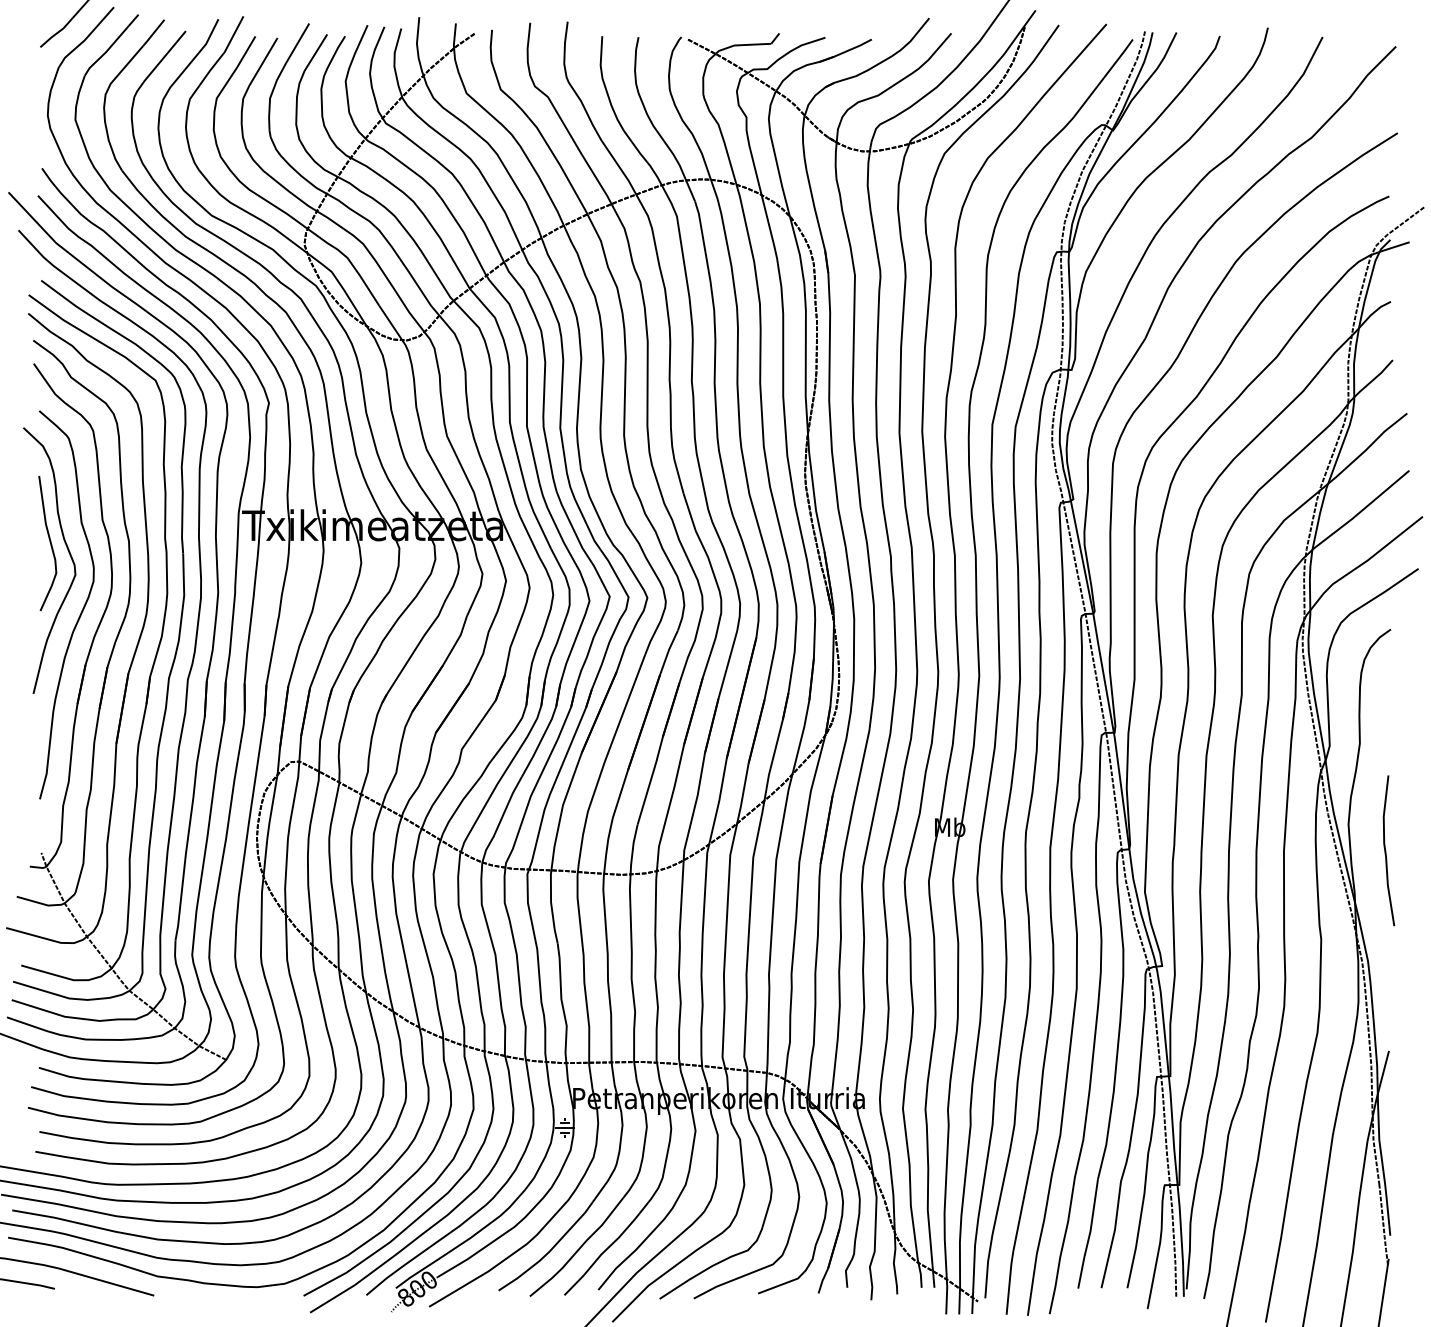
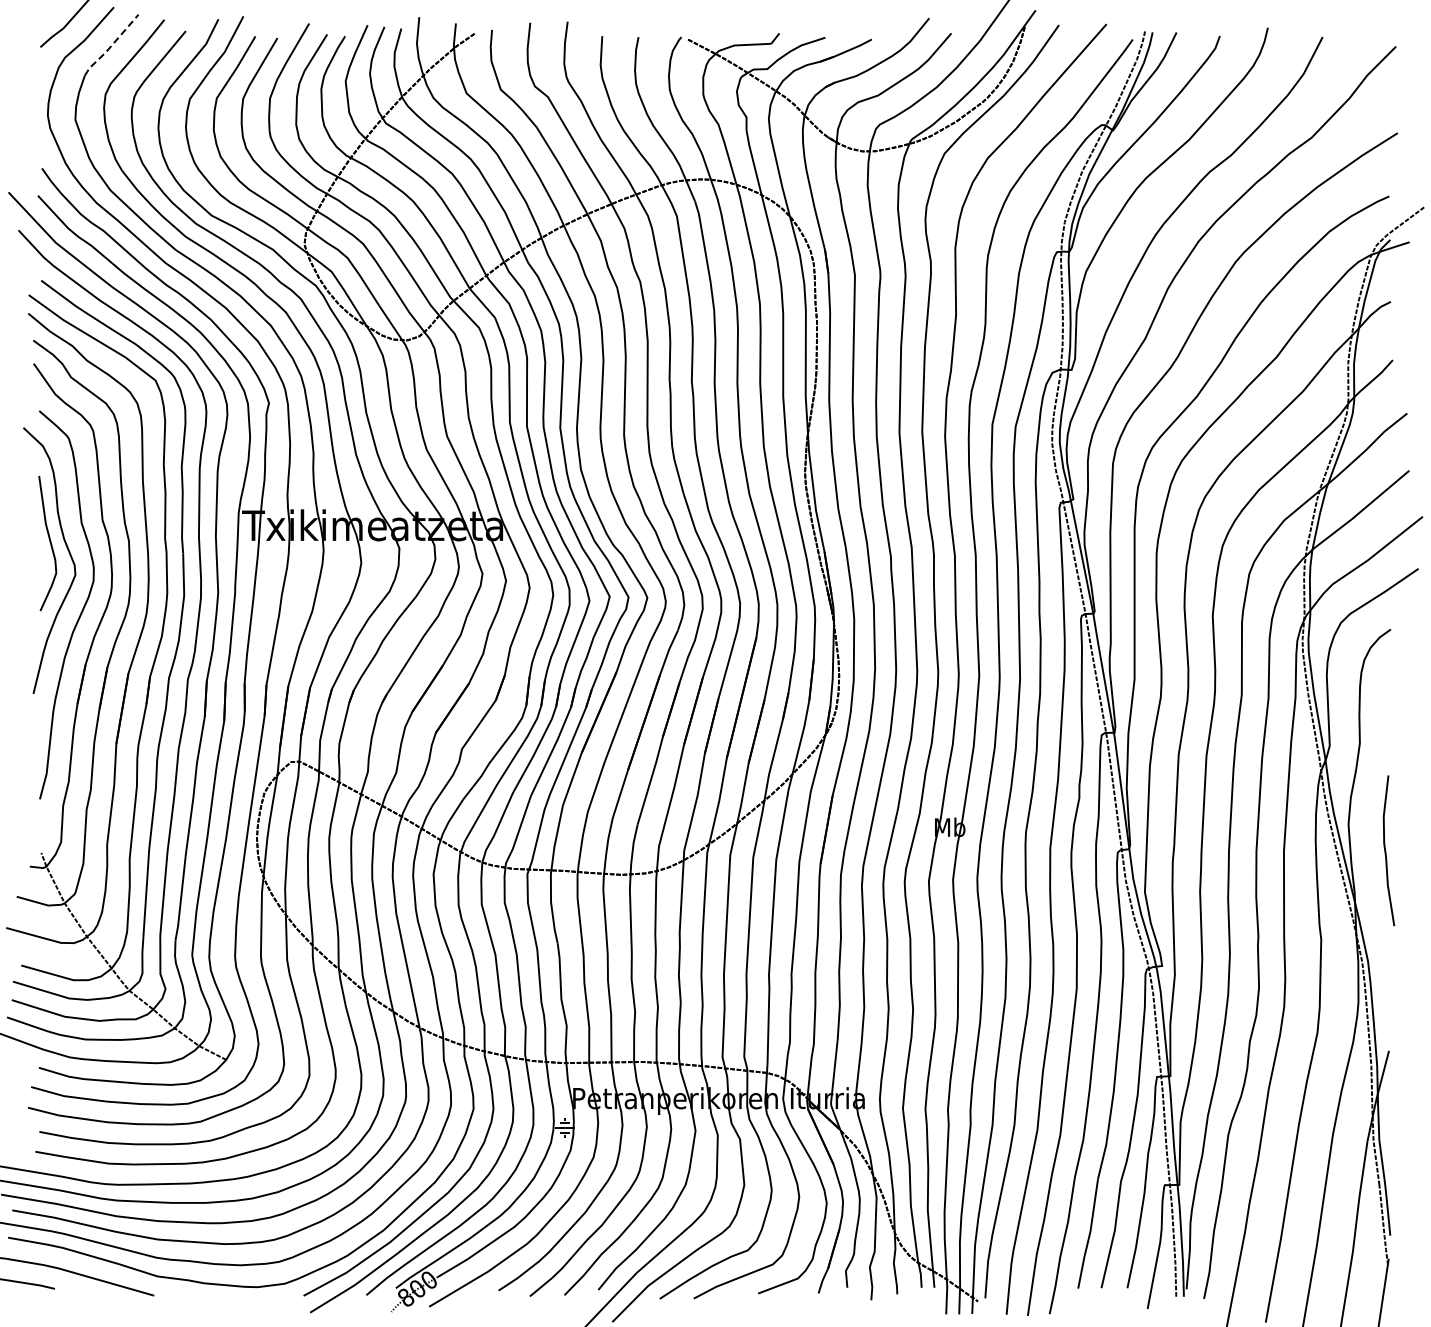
line: solid -> dashed (111, 46)
